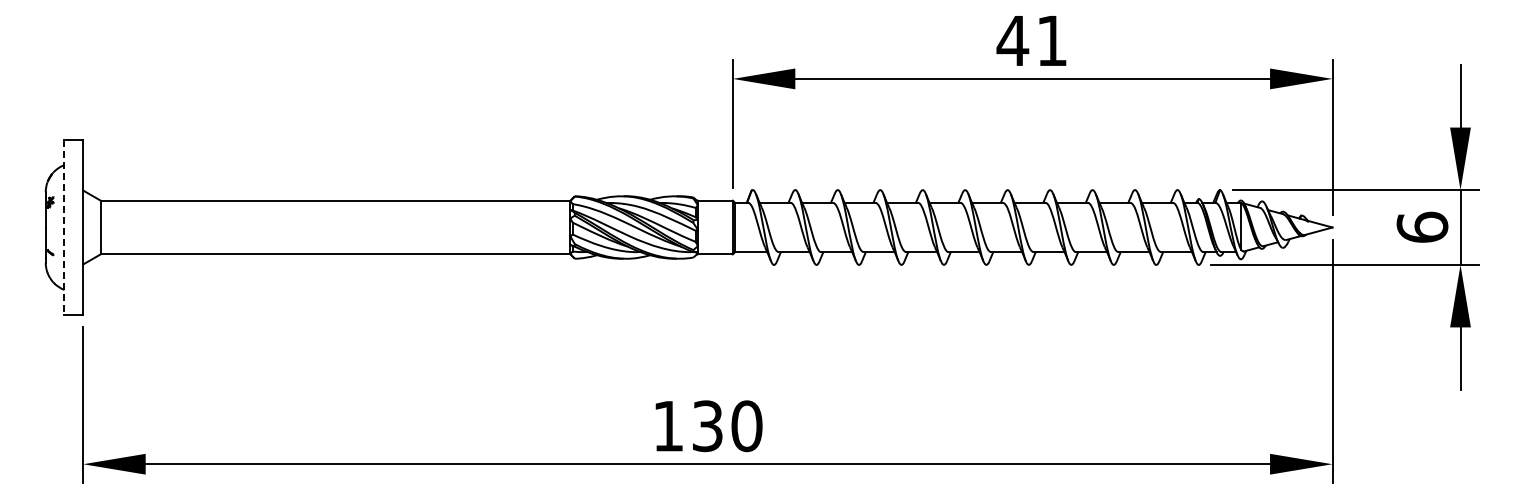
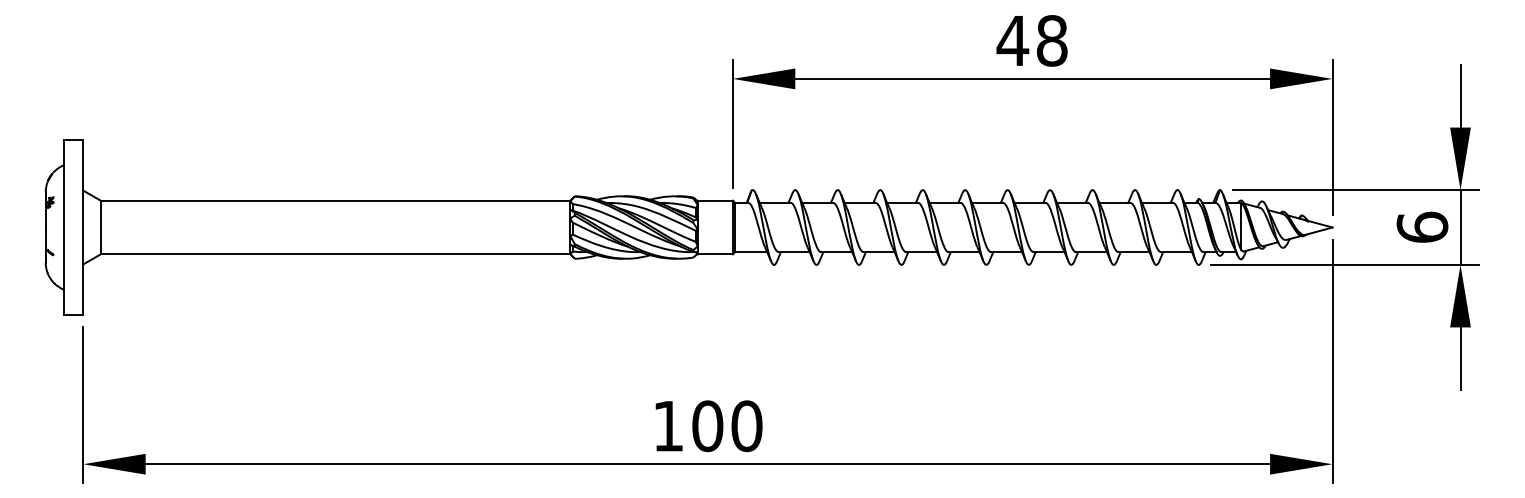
text: 41 -> 48 (1051, 40)
line: dashed -> solid (64, 228)
text: 130 -> 100 (707, 426)
